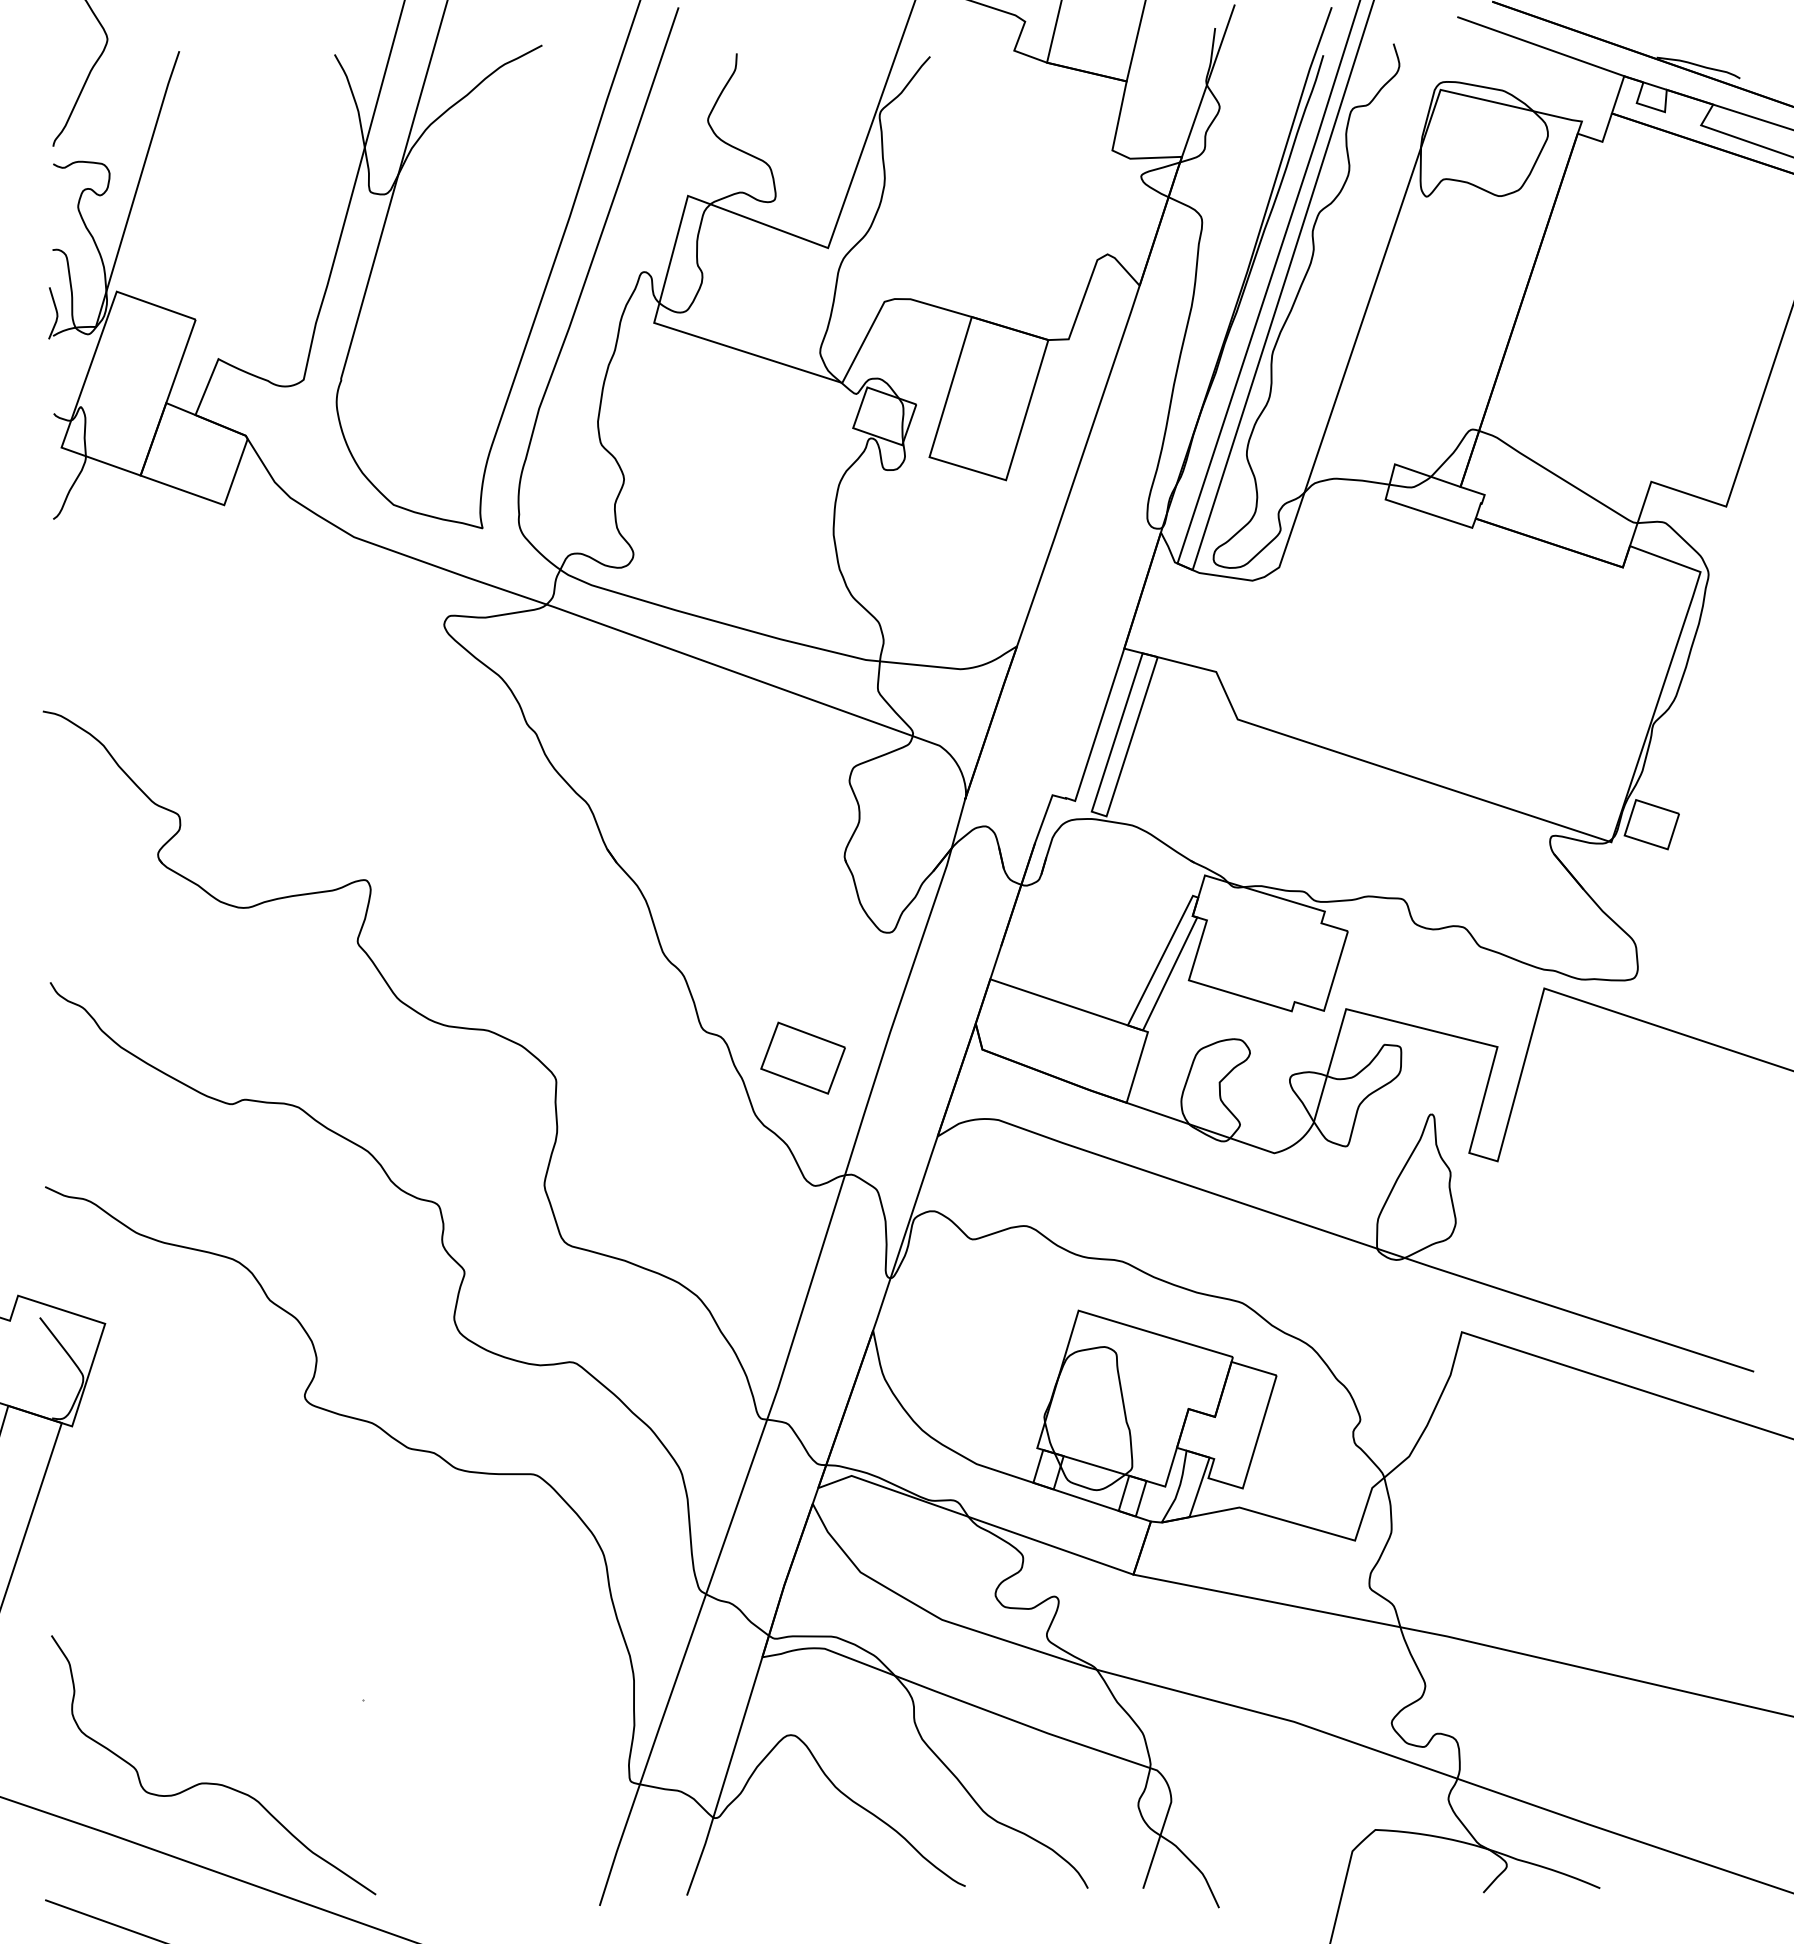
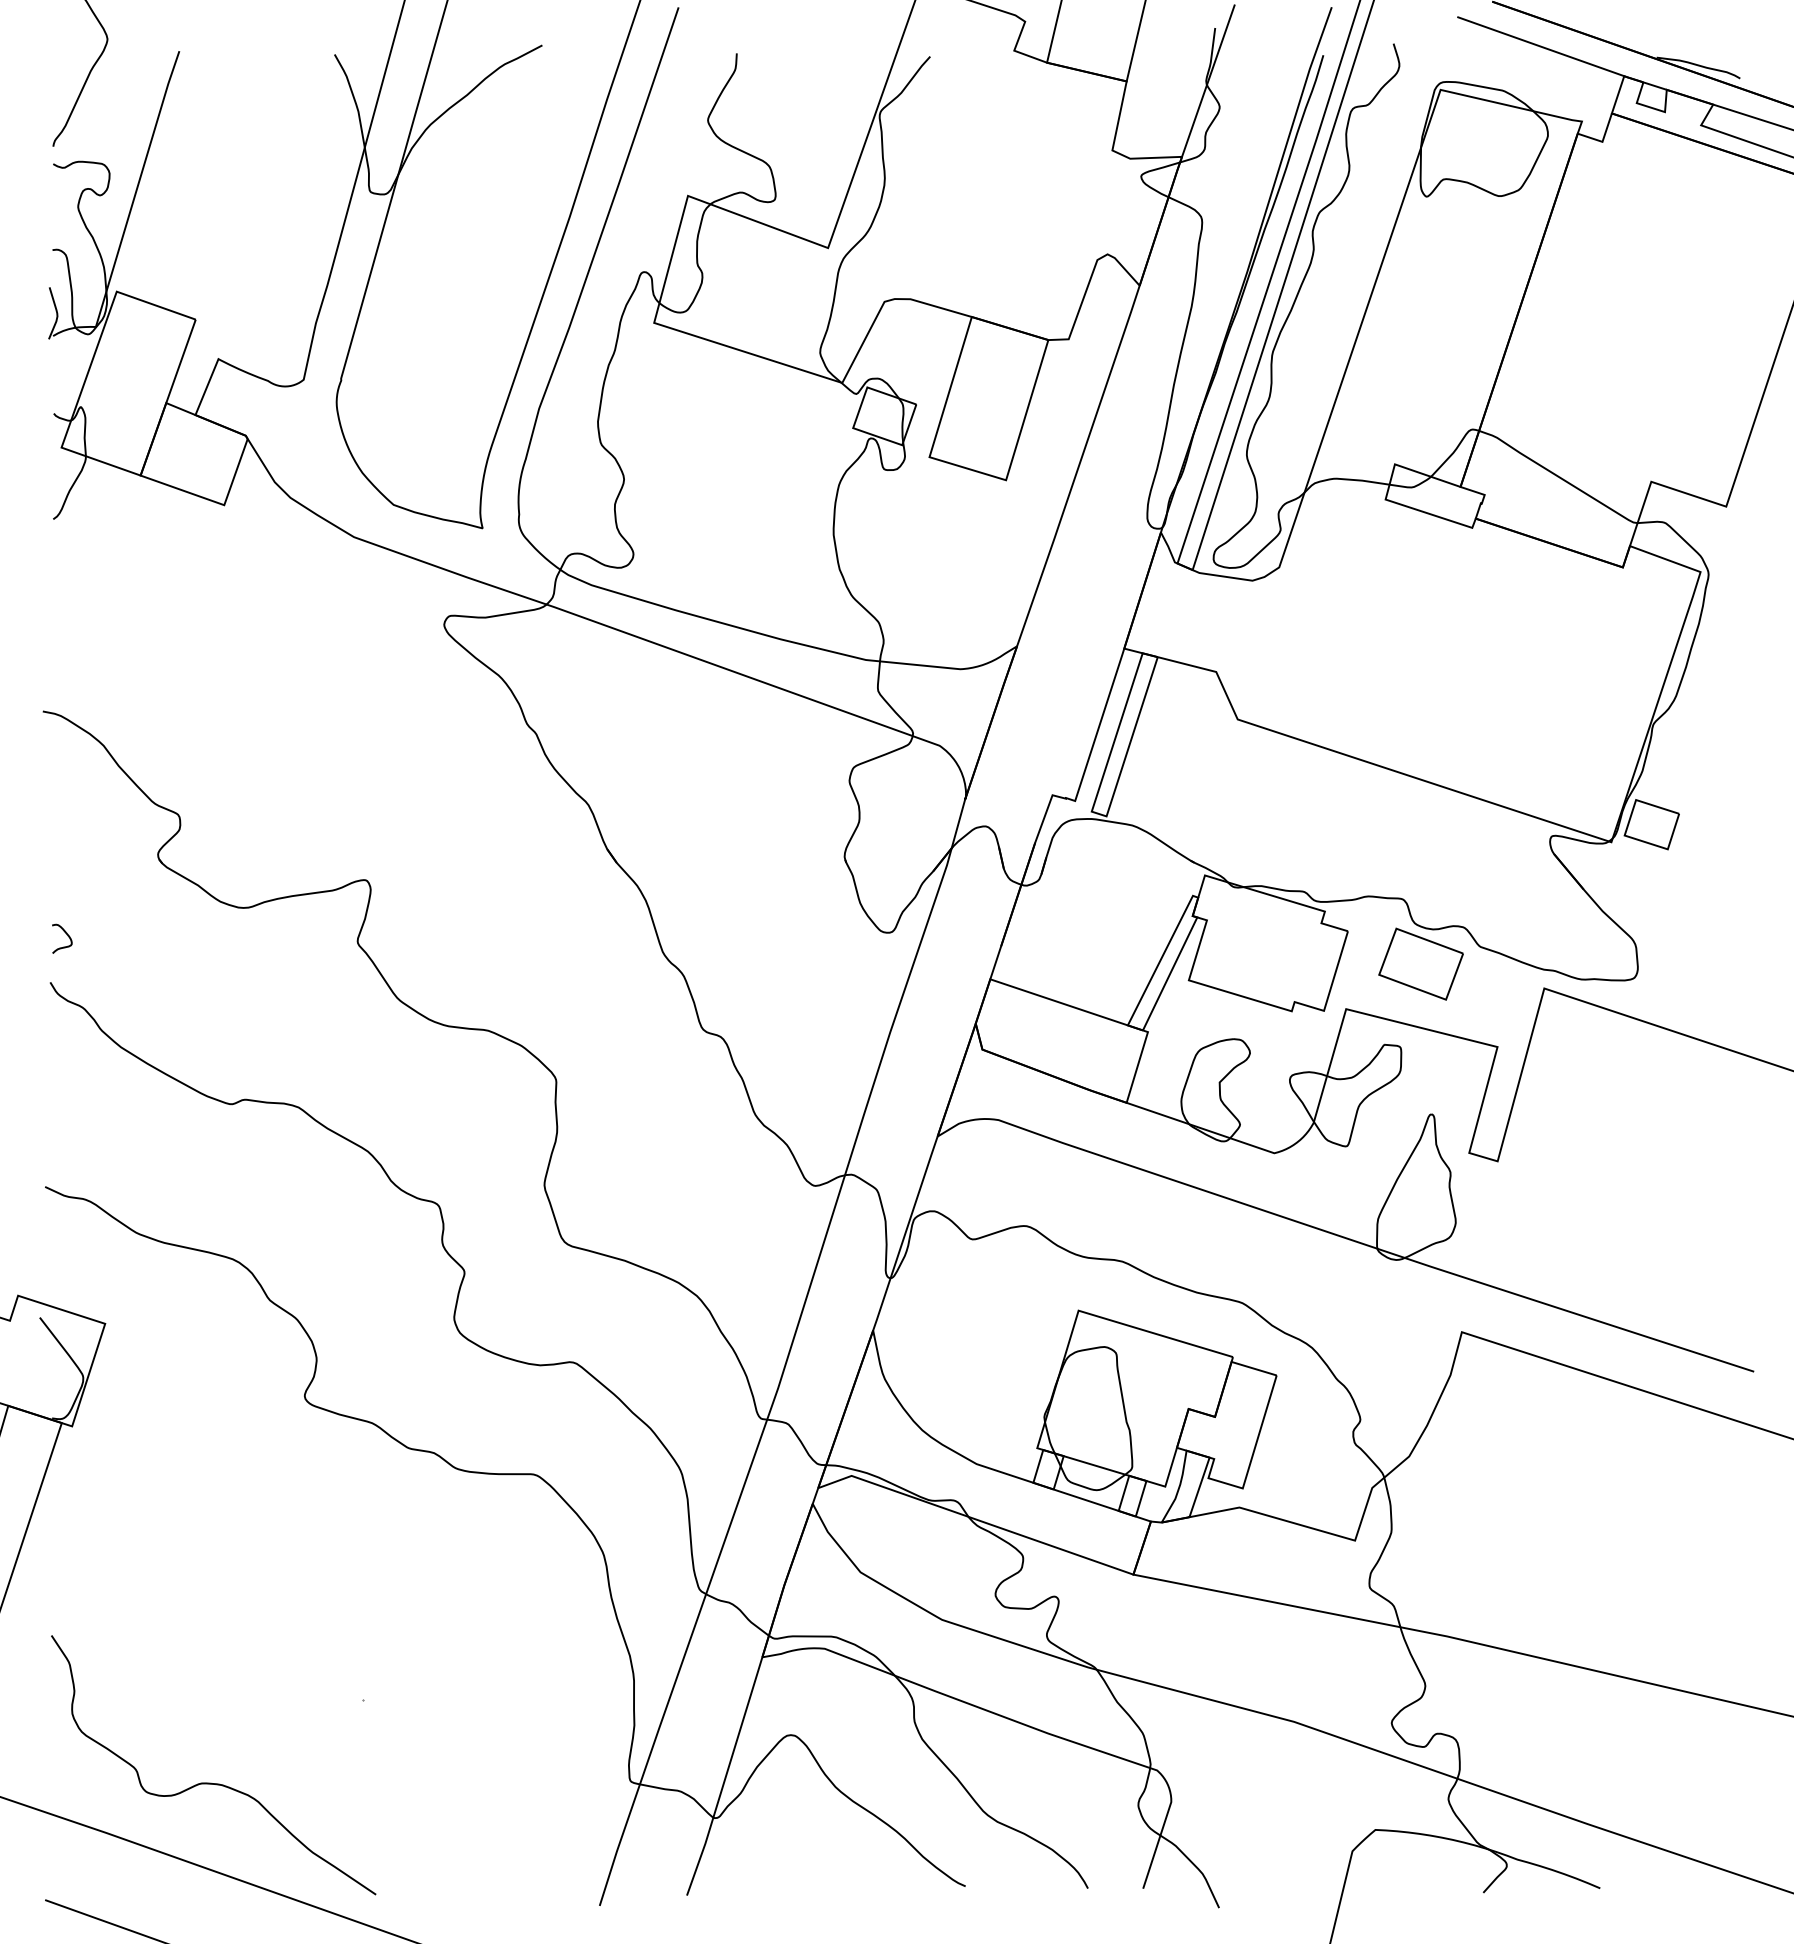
curve: none -> present (67, 936)
part position: (802, 1057) -> (1420, 963) (1420, 963)
